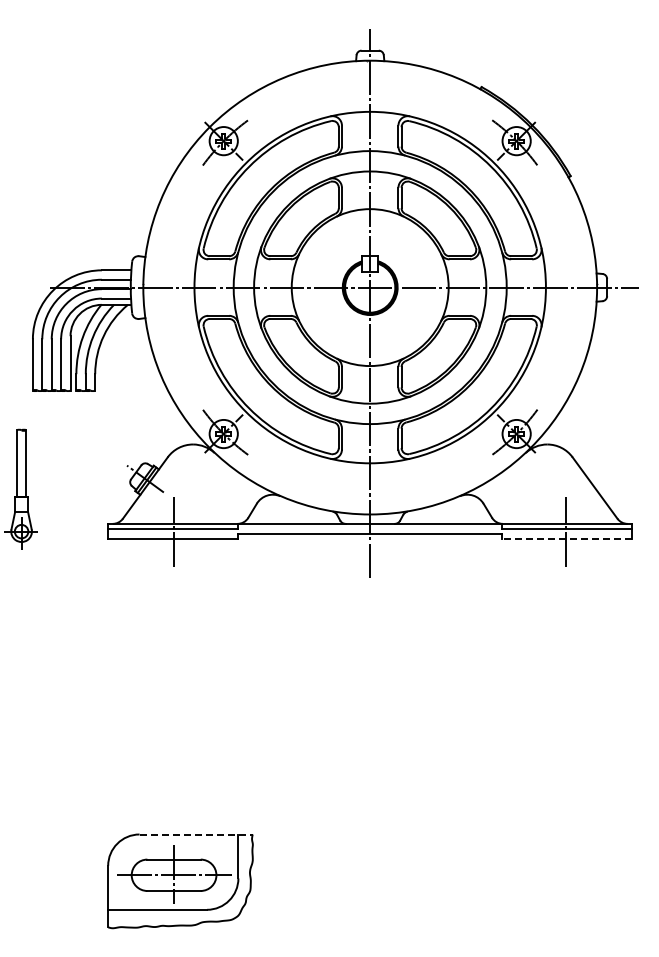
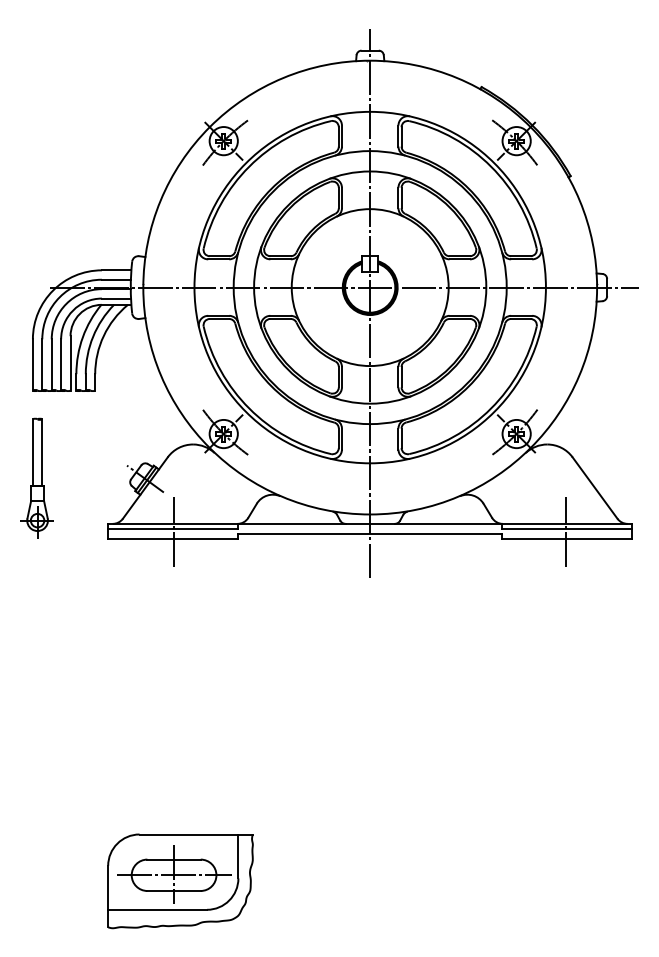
part position: (20, 488) -> (36, 477) (36, 477)
line: dashed -> solid (566, 538)
line: dashed -> solid (196, 834)
